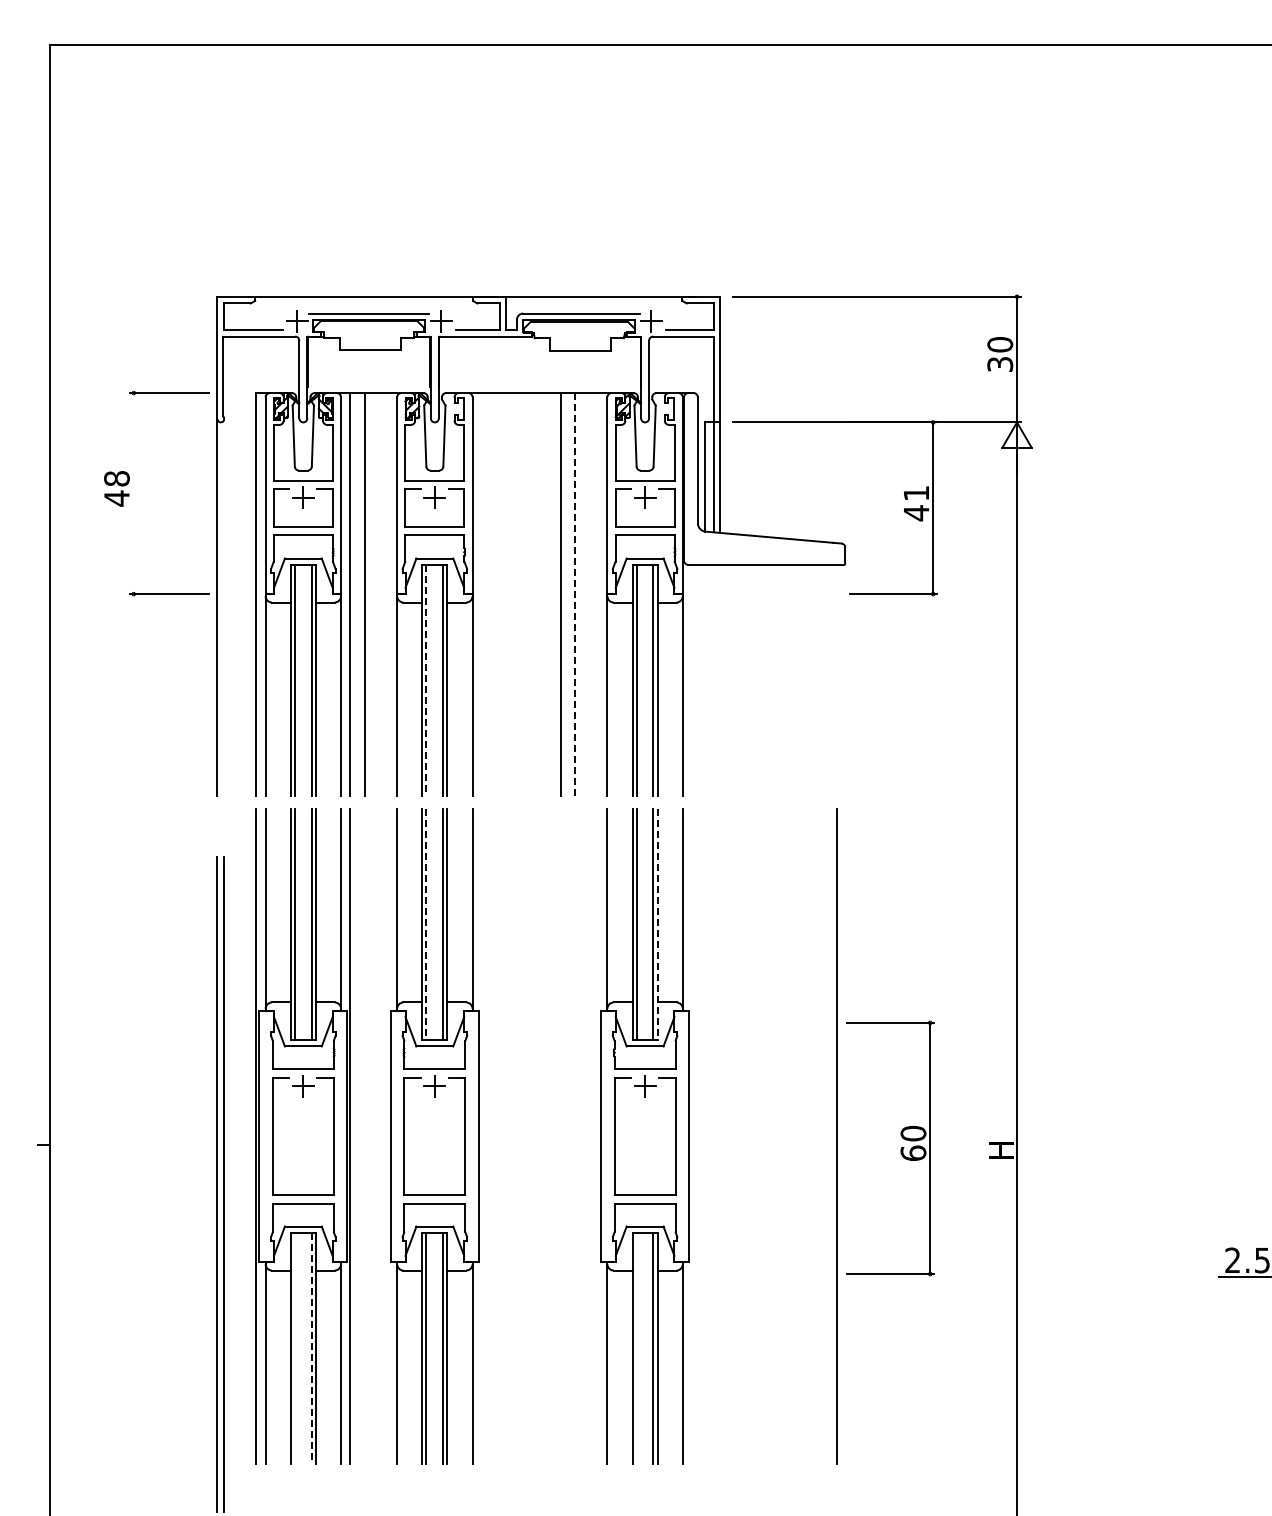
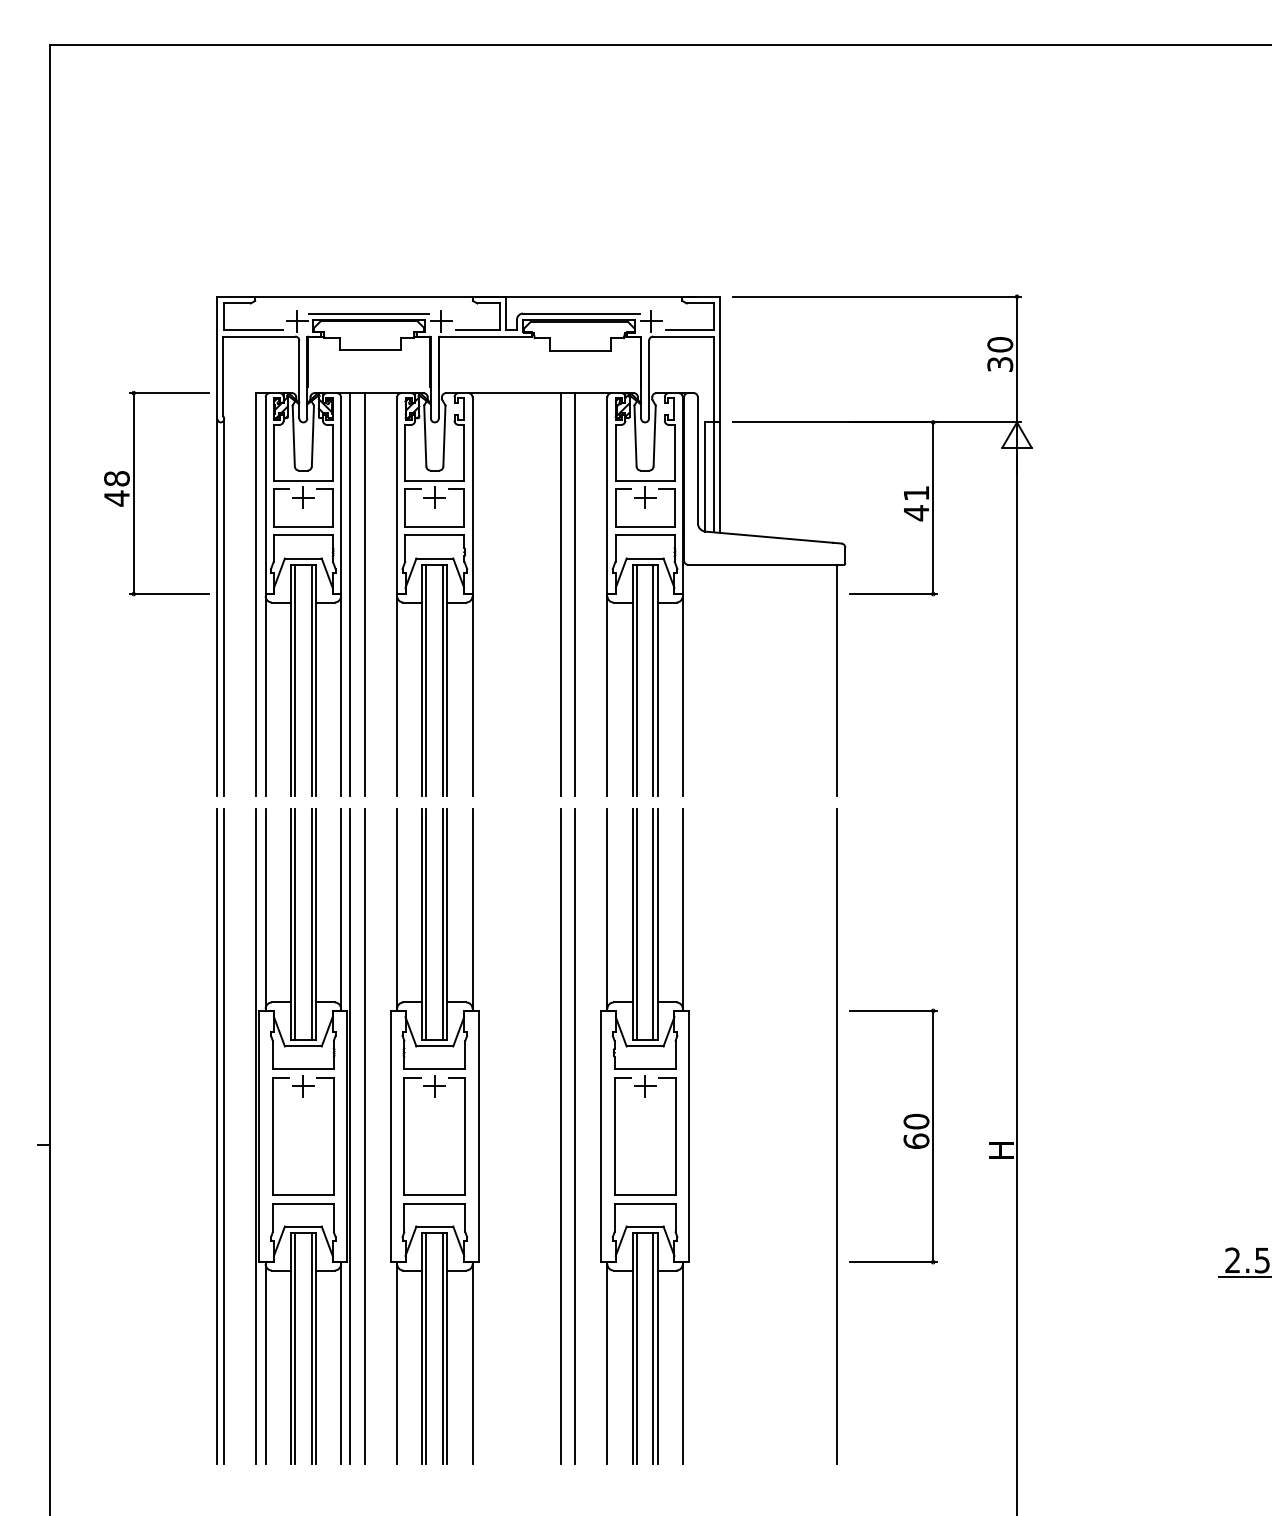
line: none -> present (133, 493)
line: dashed -> solid (575, 594)
line: none -> present (224, 607)
line: dashed -> solid (426, 680)
line: none -> present (836, 680)
line: dashed -> solid (426, 924)
line: dashed -> solid (657, 924)
line: none -> present (364, 1136)
line: none -> present (560, 1136)
line: none -> present (575, 1136)
part position: (900, 1149) -> (903, 1137) (903, 1137)
part position: (220, 1184) -> (220, 1136) (220, 1136)
line: none -> present (294, 1348)
line: dashed -> solid (311, 1348)
line: none -> present (636, 1348)
